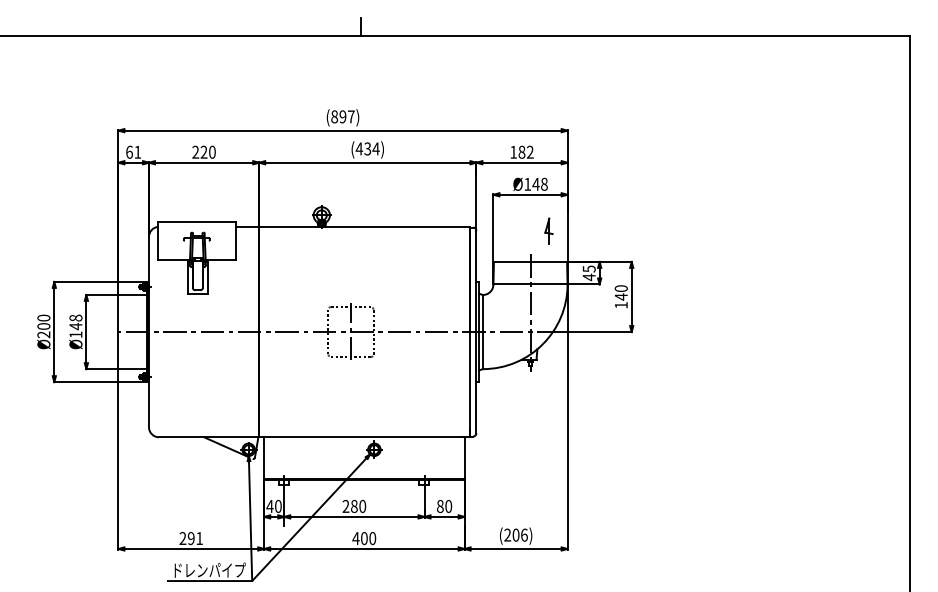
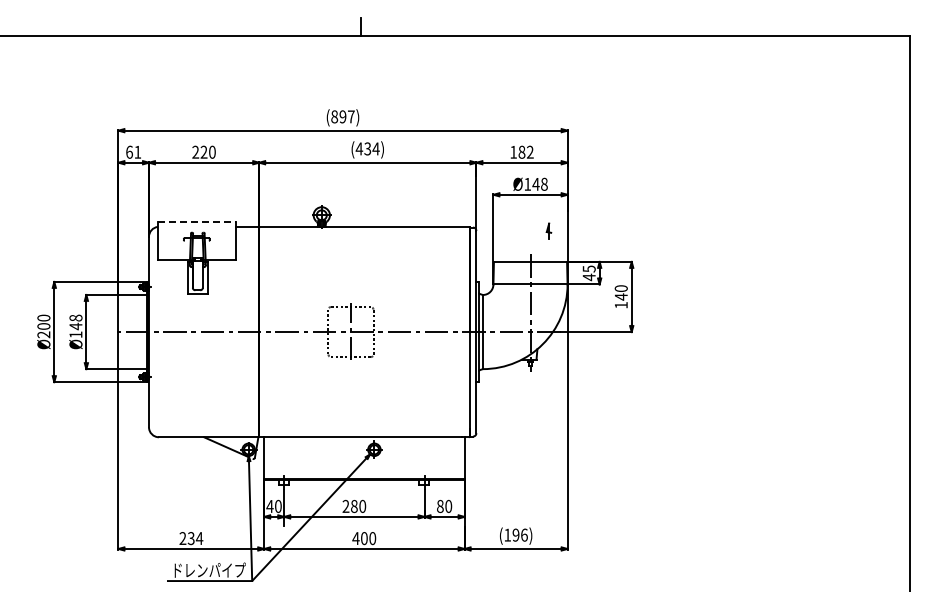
line: solid -> dashed (196, 221)
part size: 10x28 px -> 8x18 px (548, 230)
text: (206) -> (196) (511, 534)
text: 291 -> 234 (195, 538)
